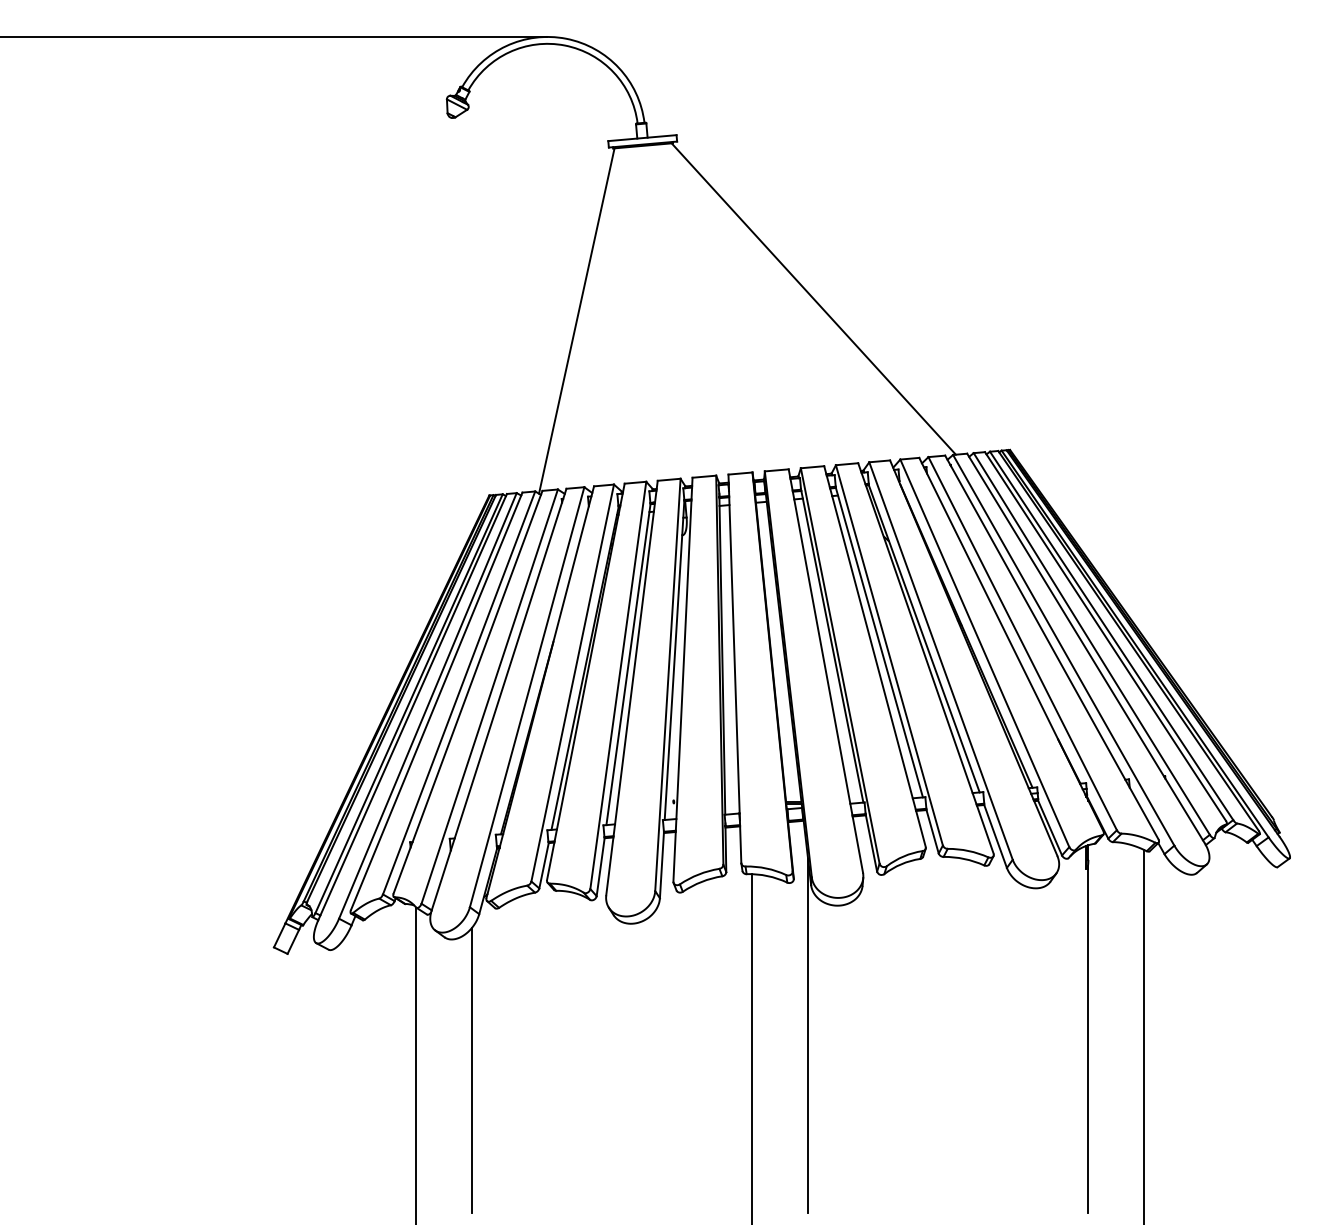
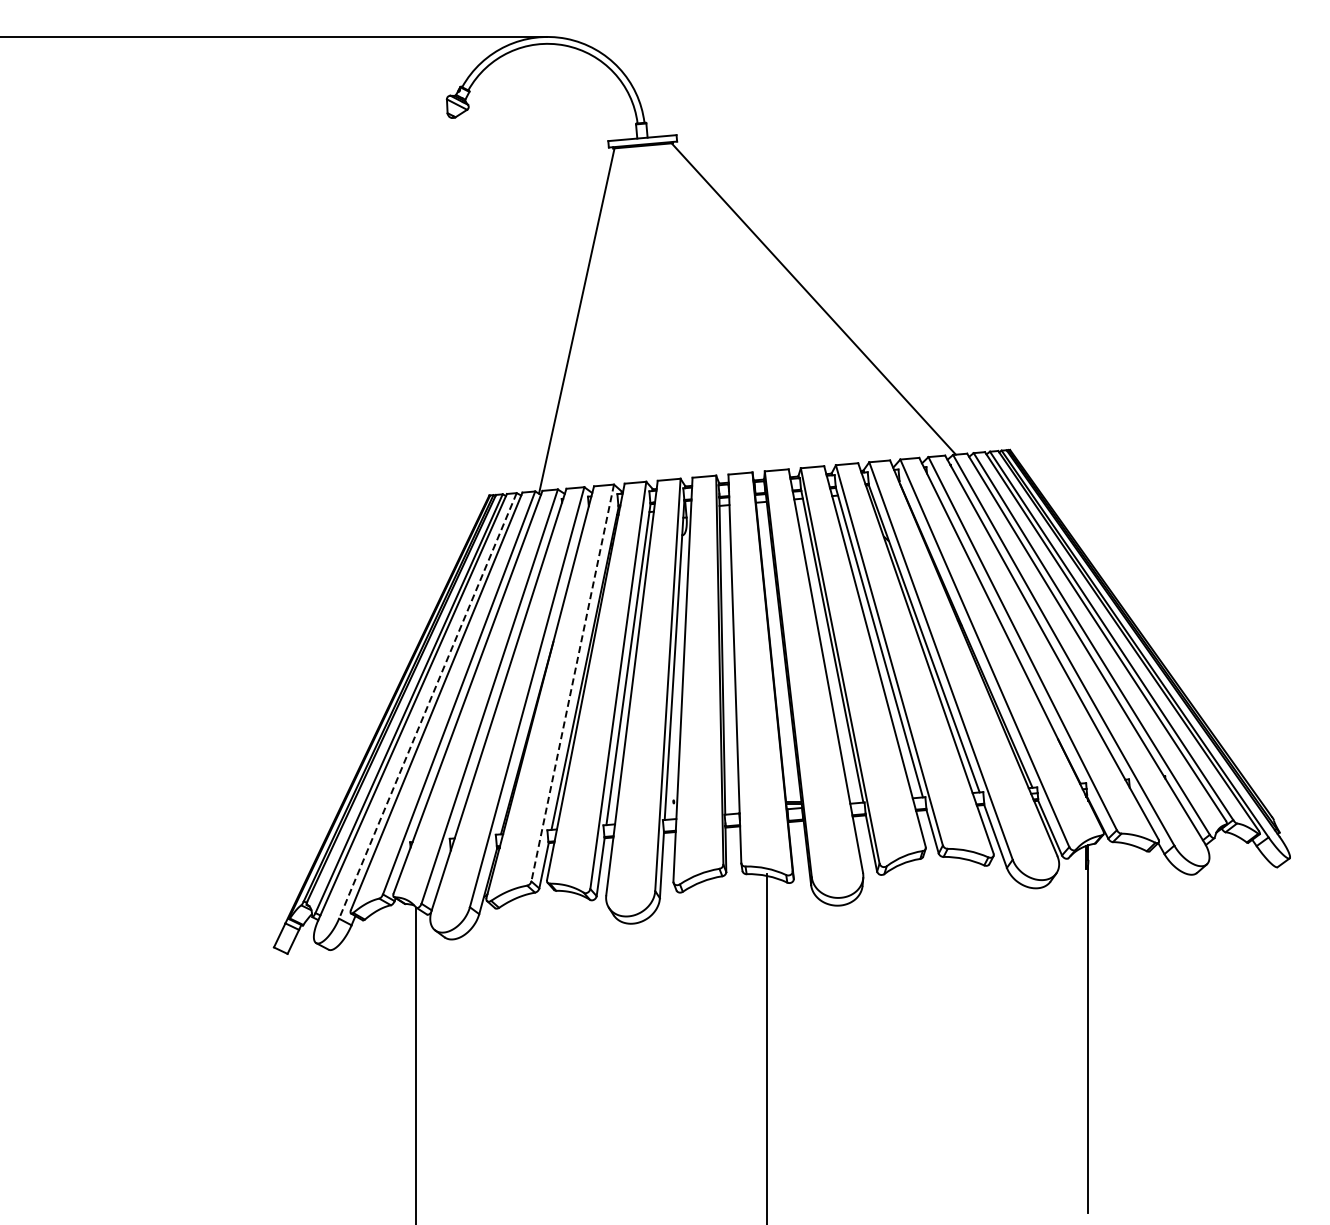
line: solid -> dashed (572, 683)
line: solid -> dashed (427, 705)
line: present -> none (1143, 1035)
line: present -> none (808, 1036)
line position: (752, 1047) -> (767, 1047) (767, 1047)
line: present -> none (472, 1070)
